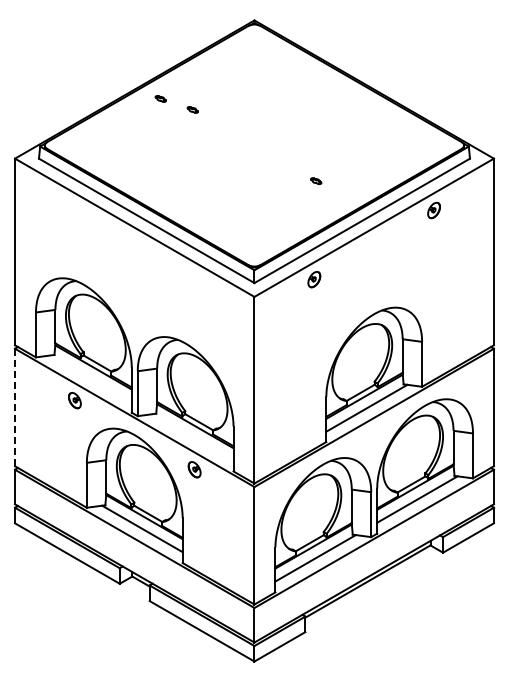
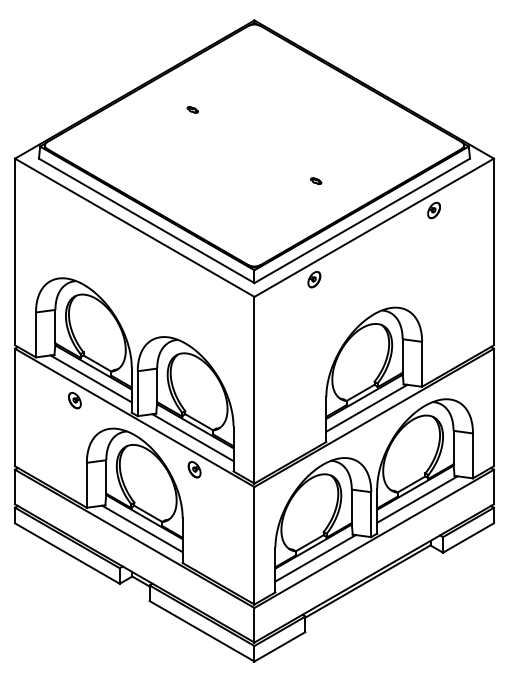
part: present -> none (160, 98)
line: none -> present (90, 378)
line: dashed -> solid (15, 407)
line: none -> present (192, 437)
